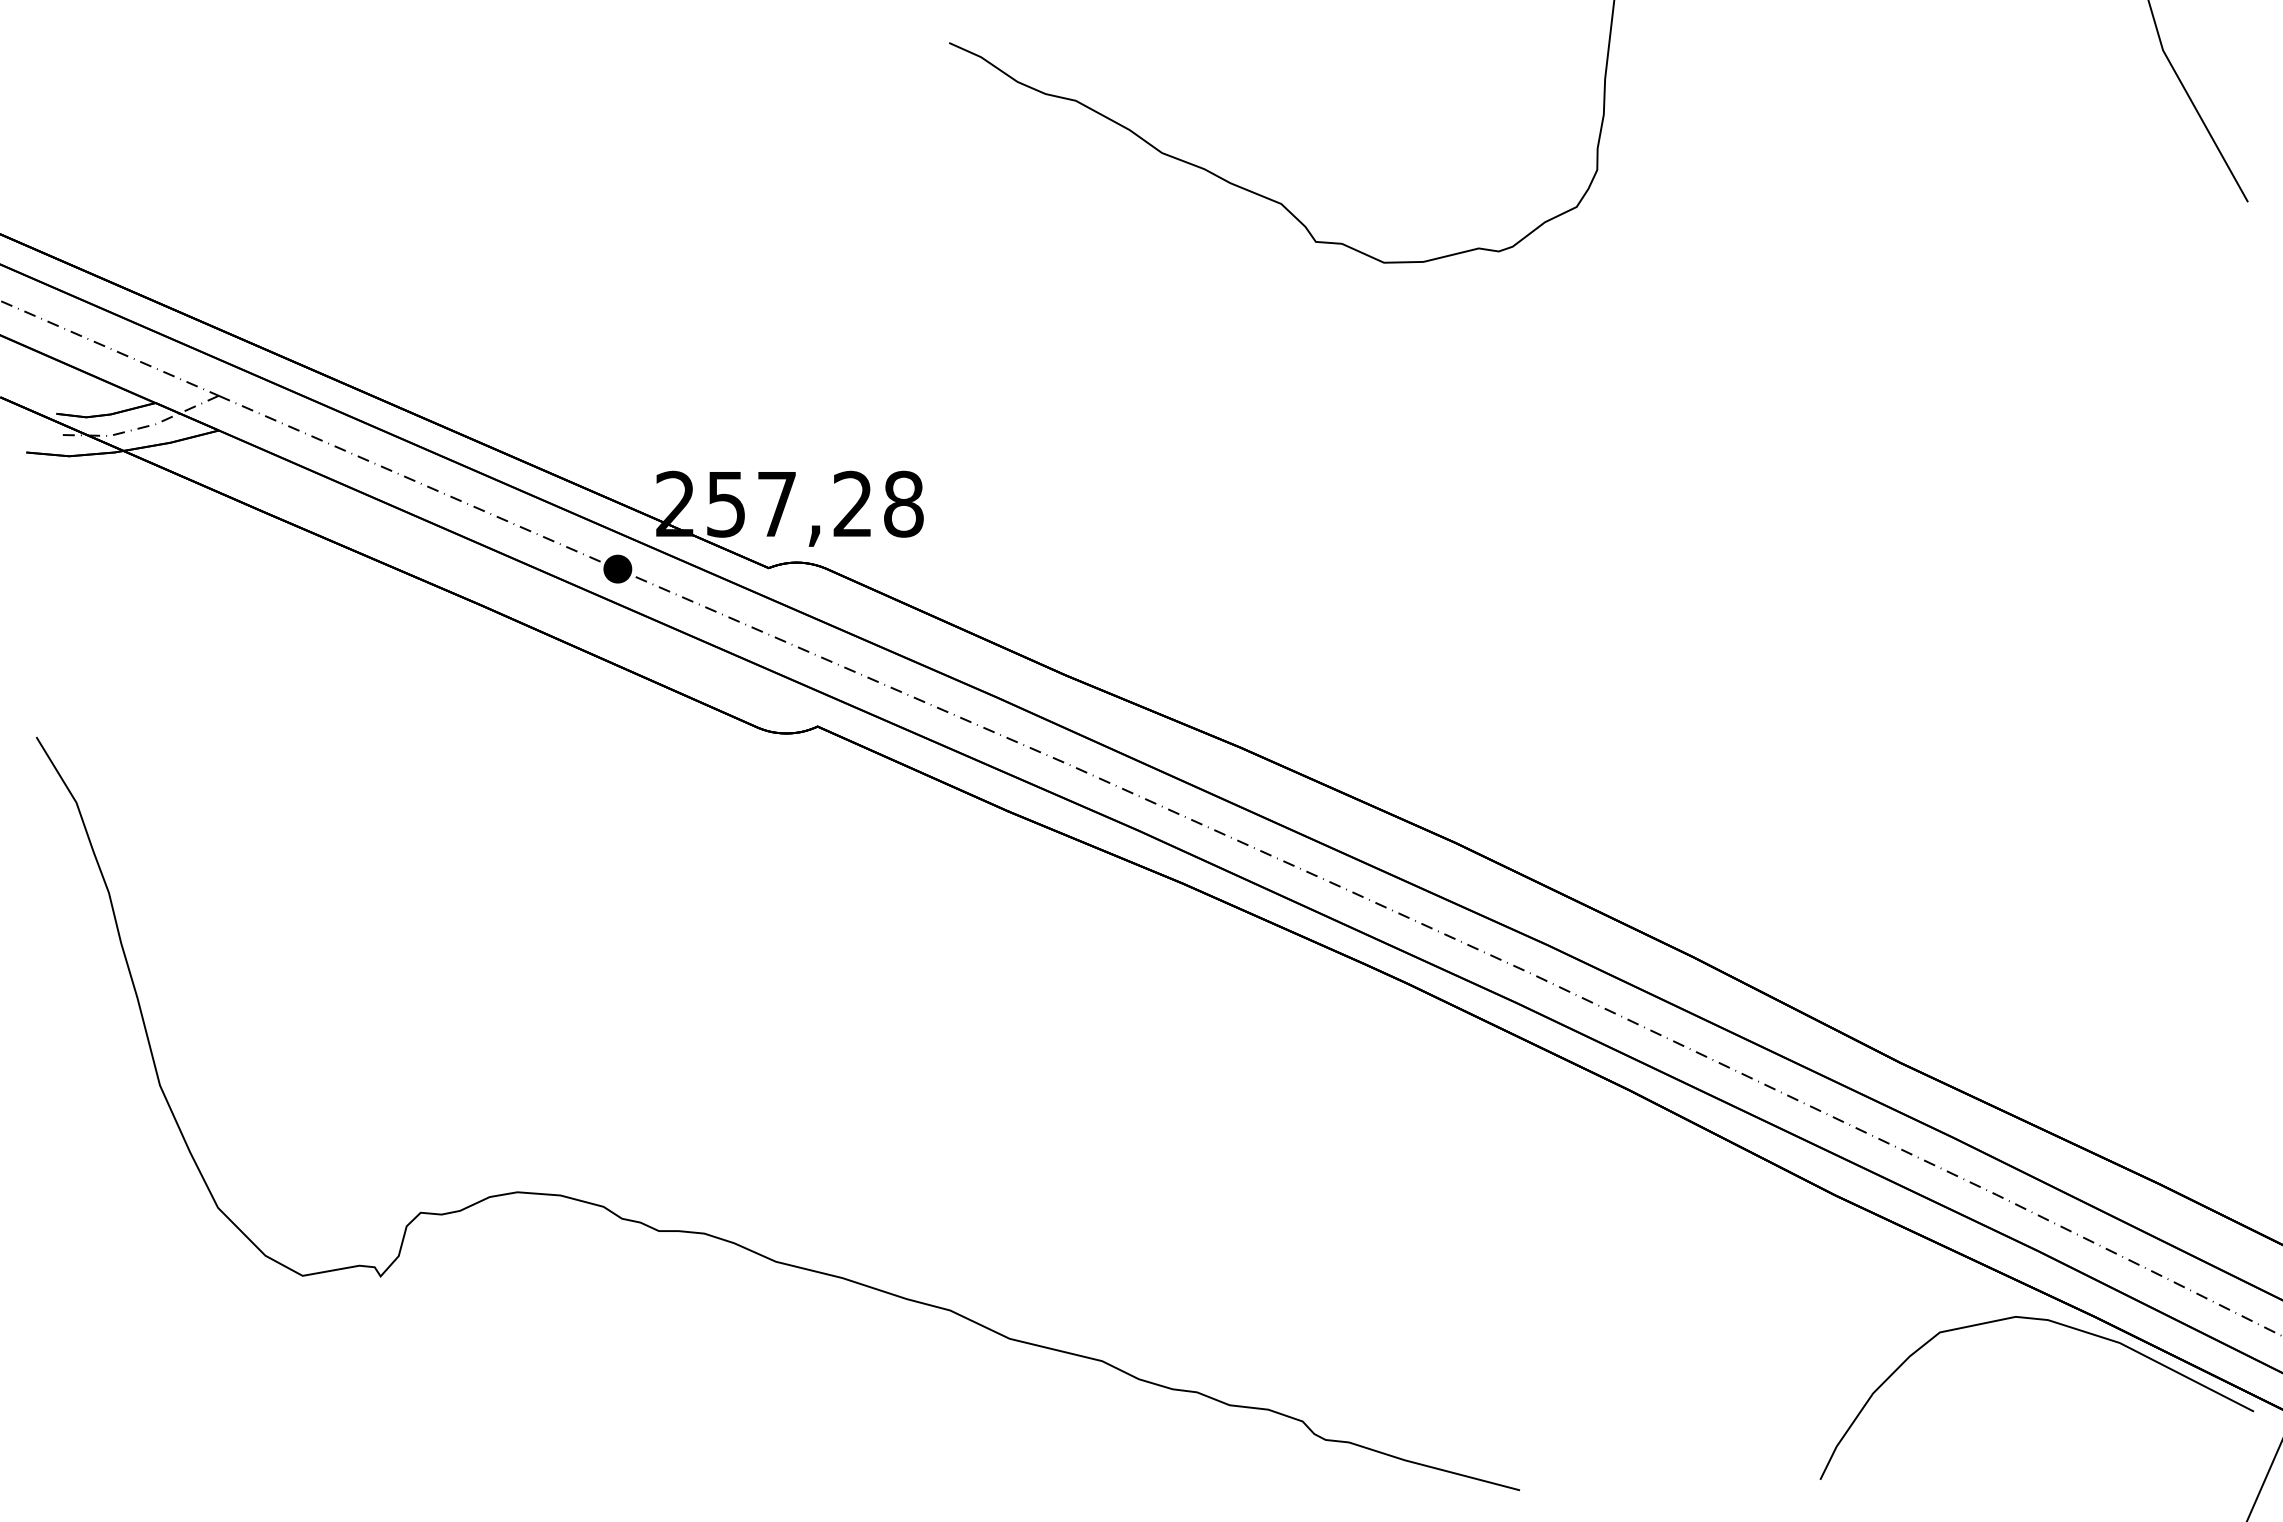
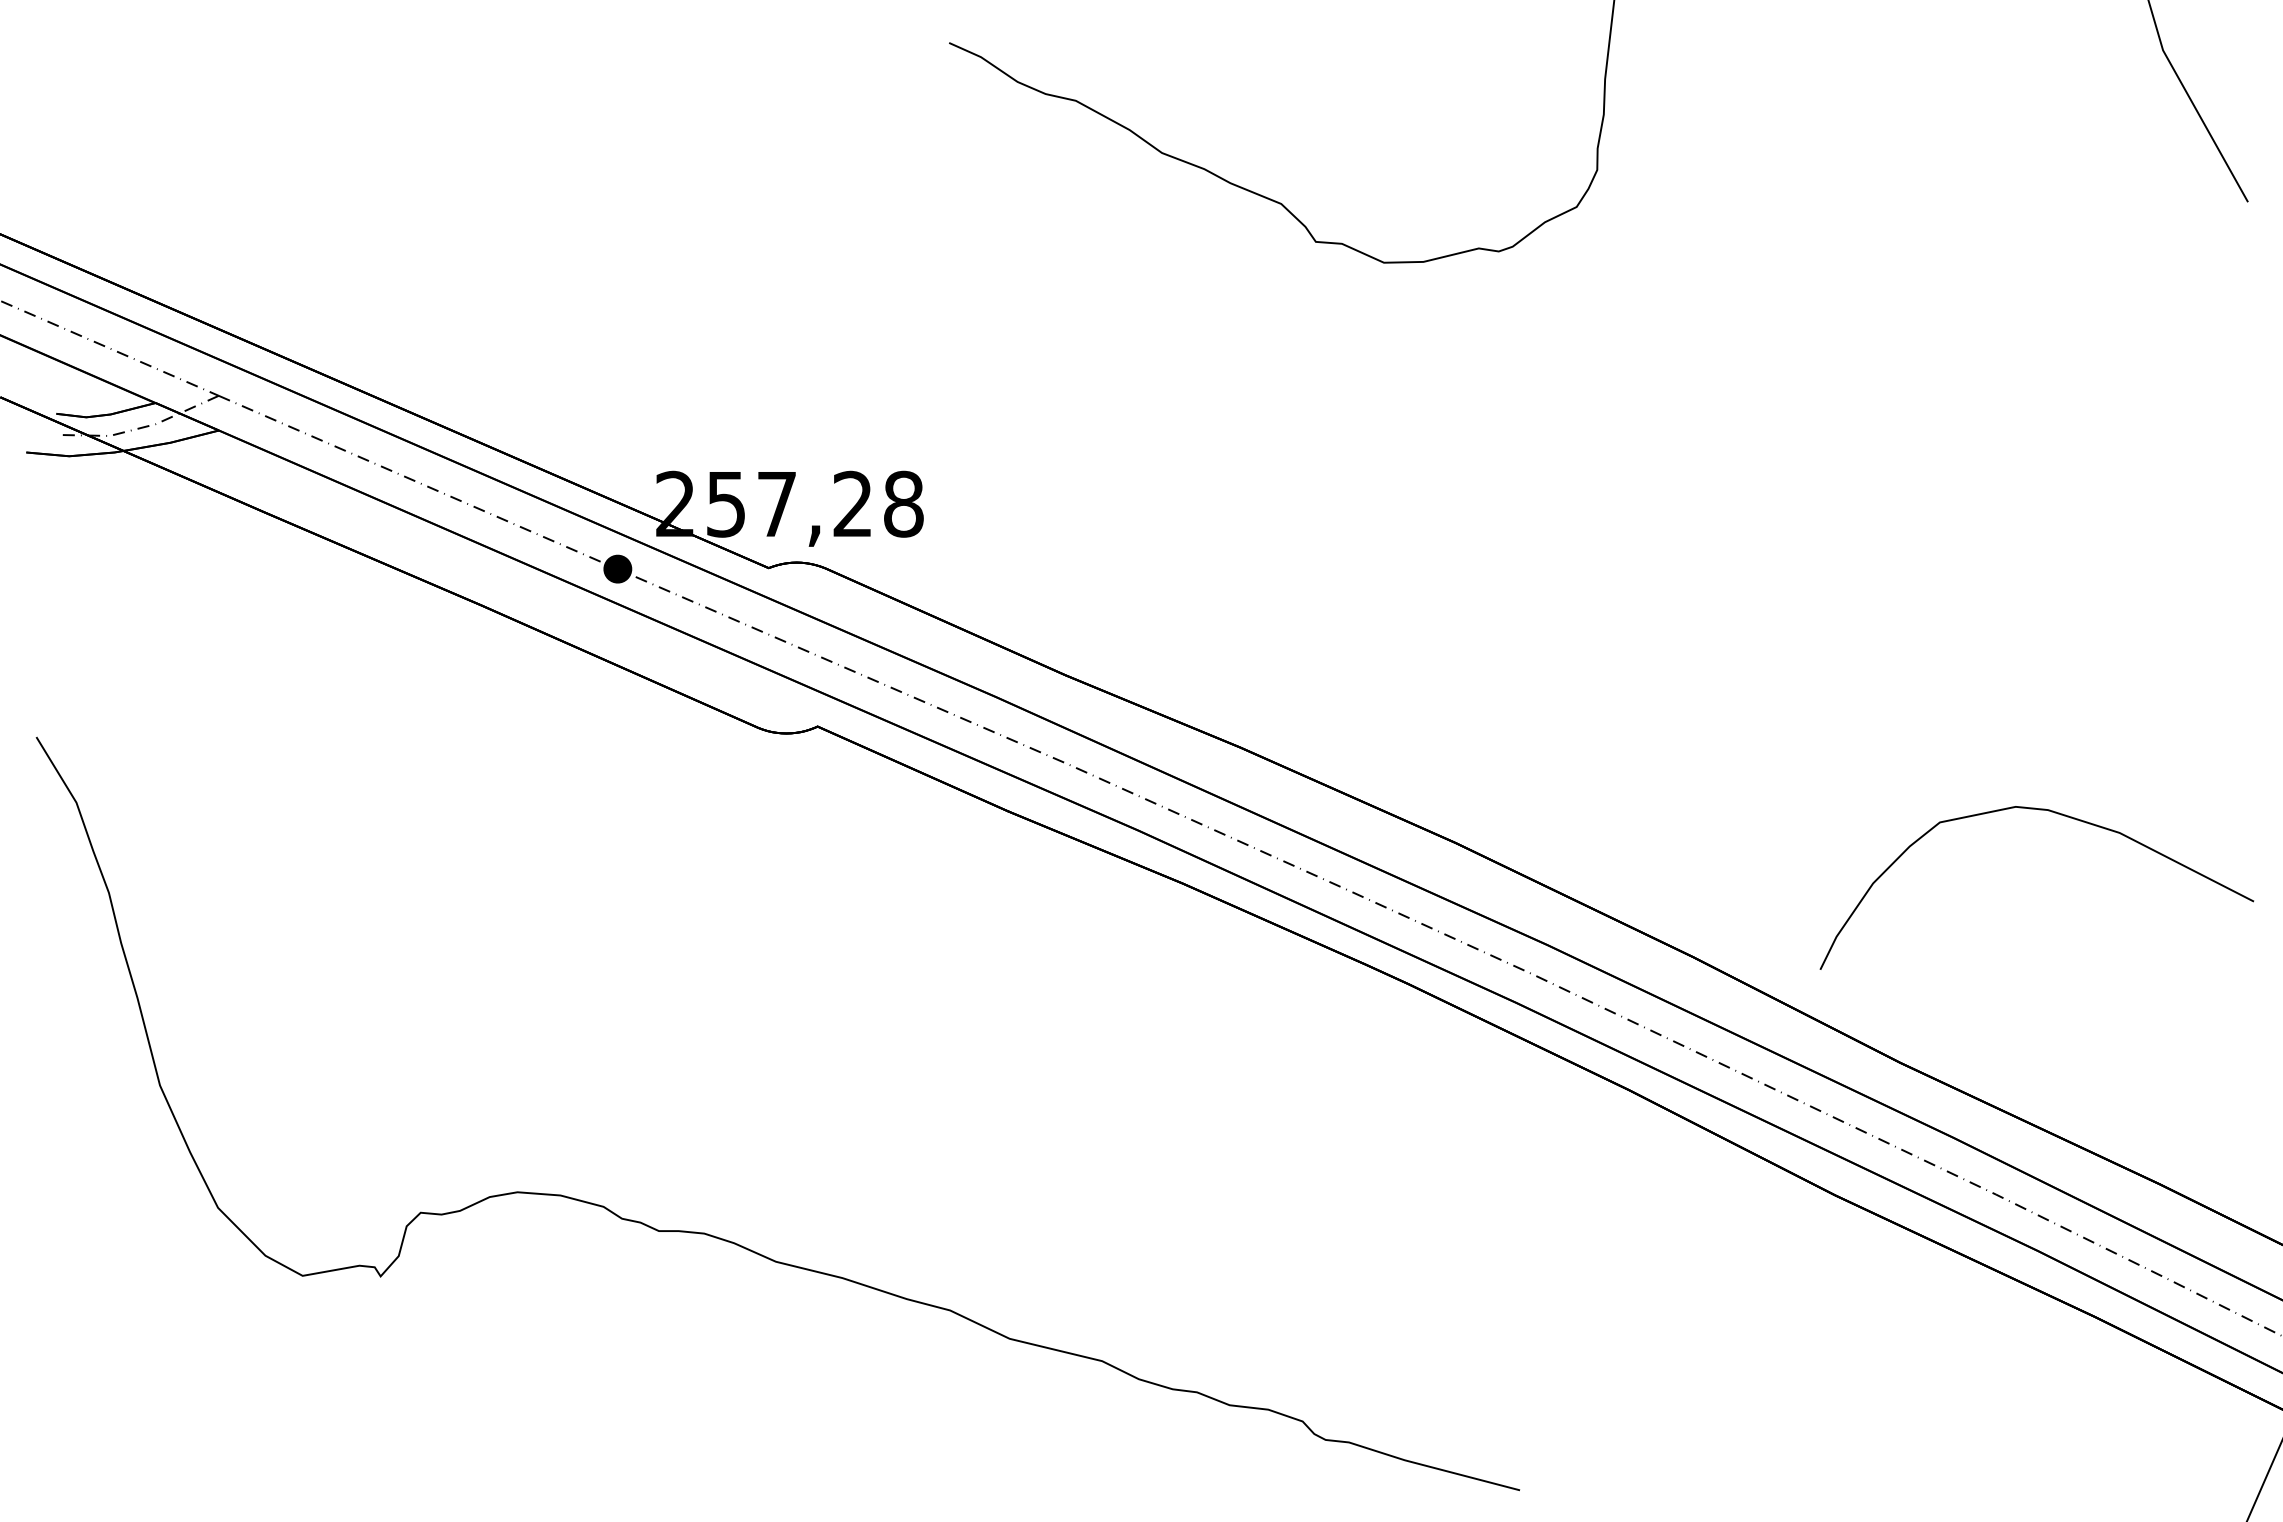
curve position: (2054, 1323) -> (2054, 813) (2054, 813)
